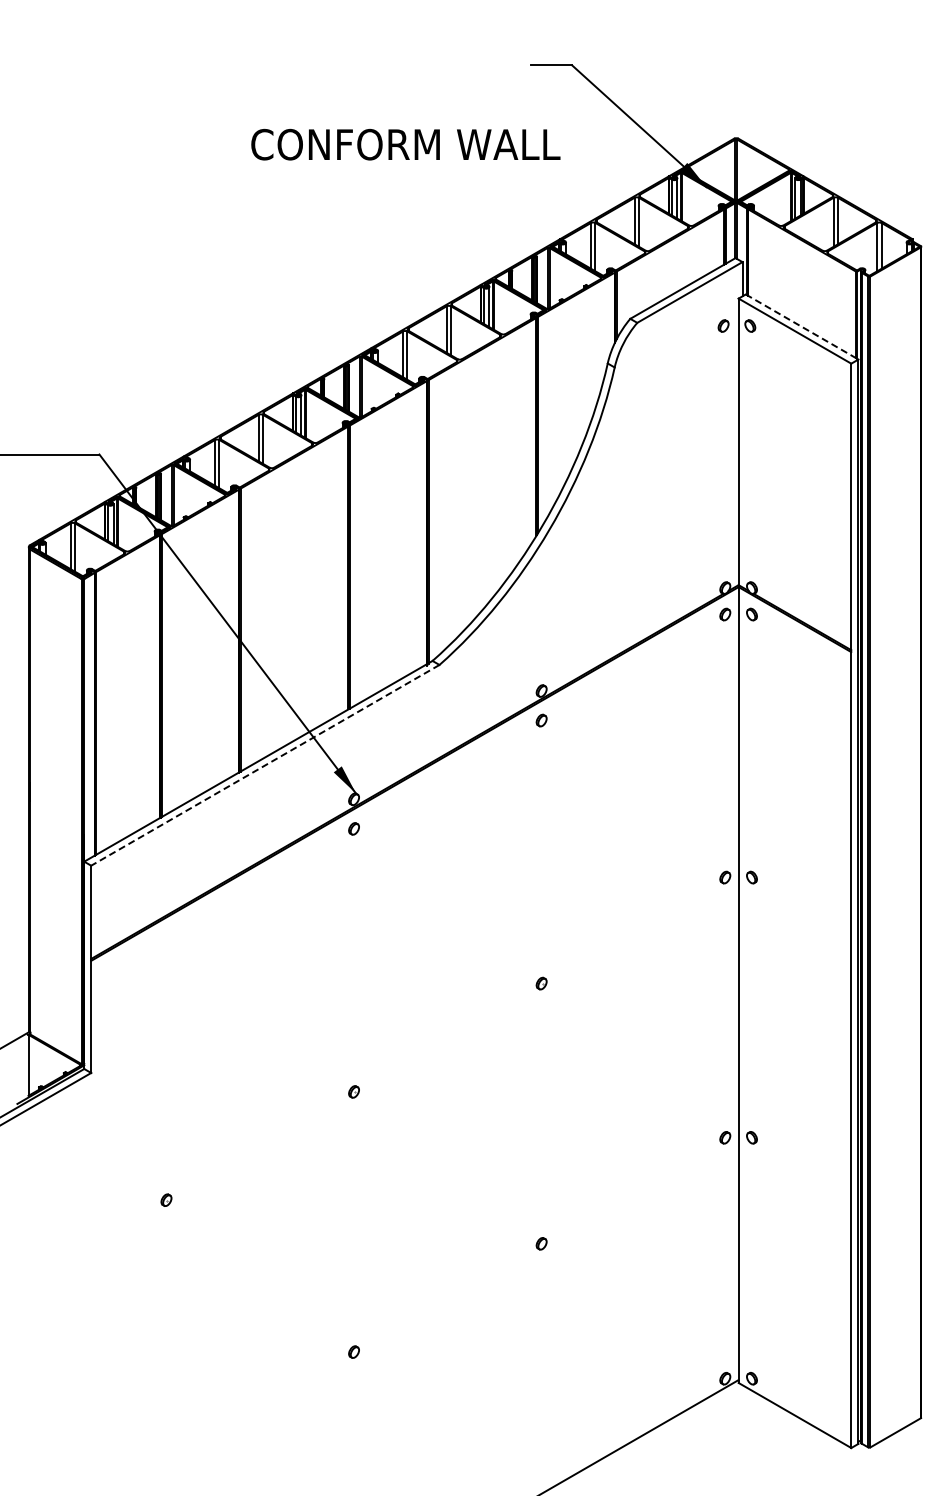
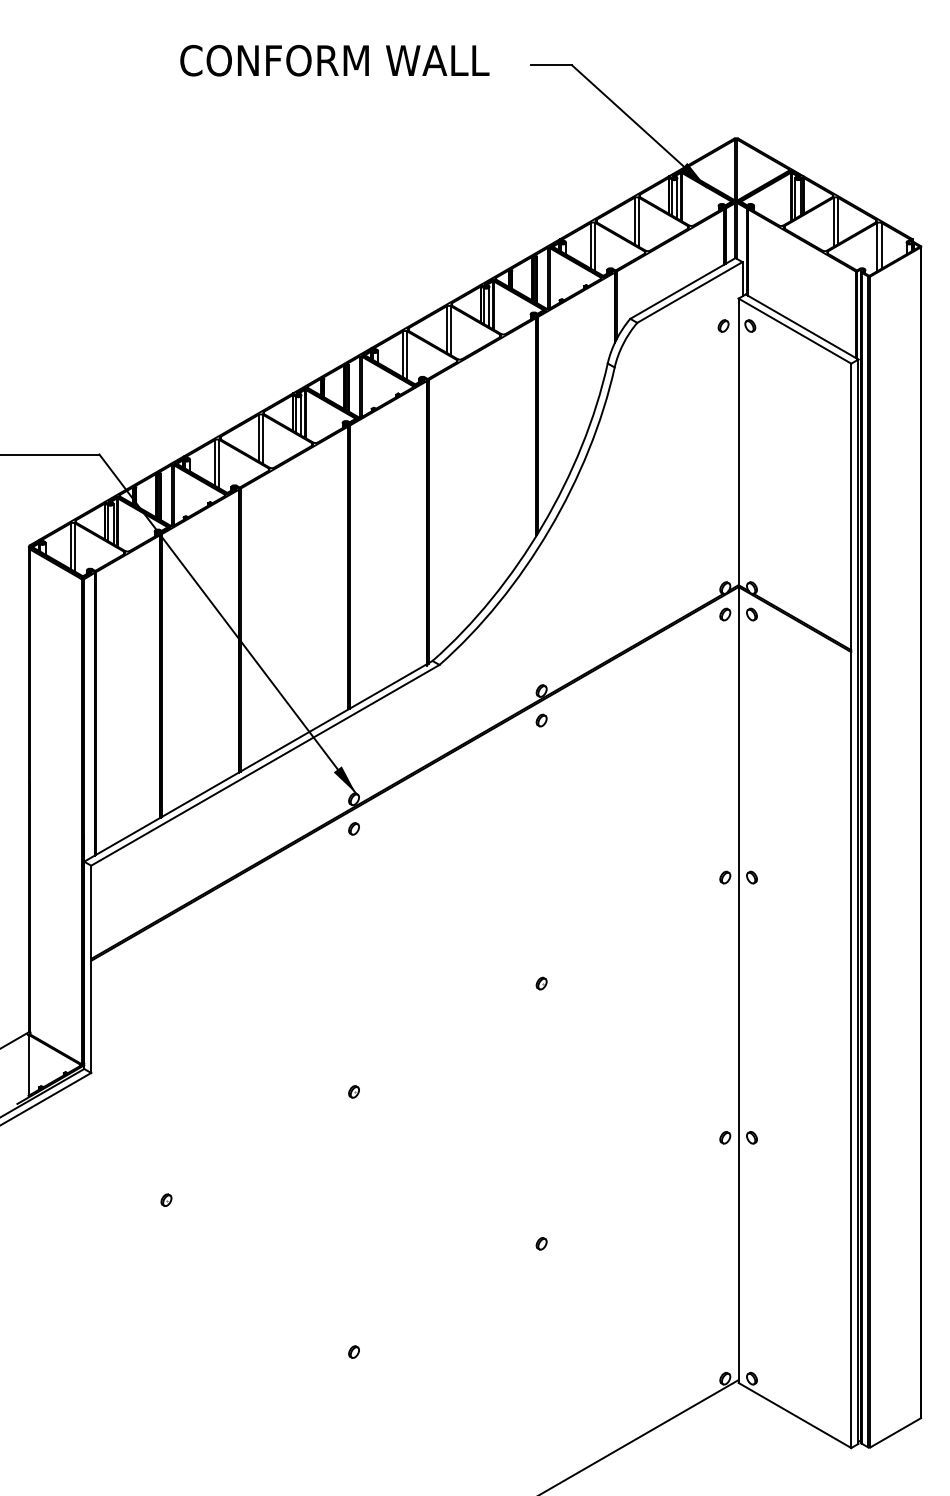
text position: (405, 144) -> (334, 60) (334, 60)
line: dashed -> solid (802, 327)
line: dashed -> solid (264, 765)
